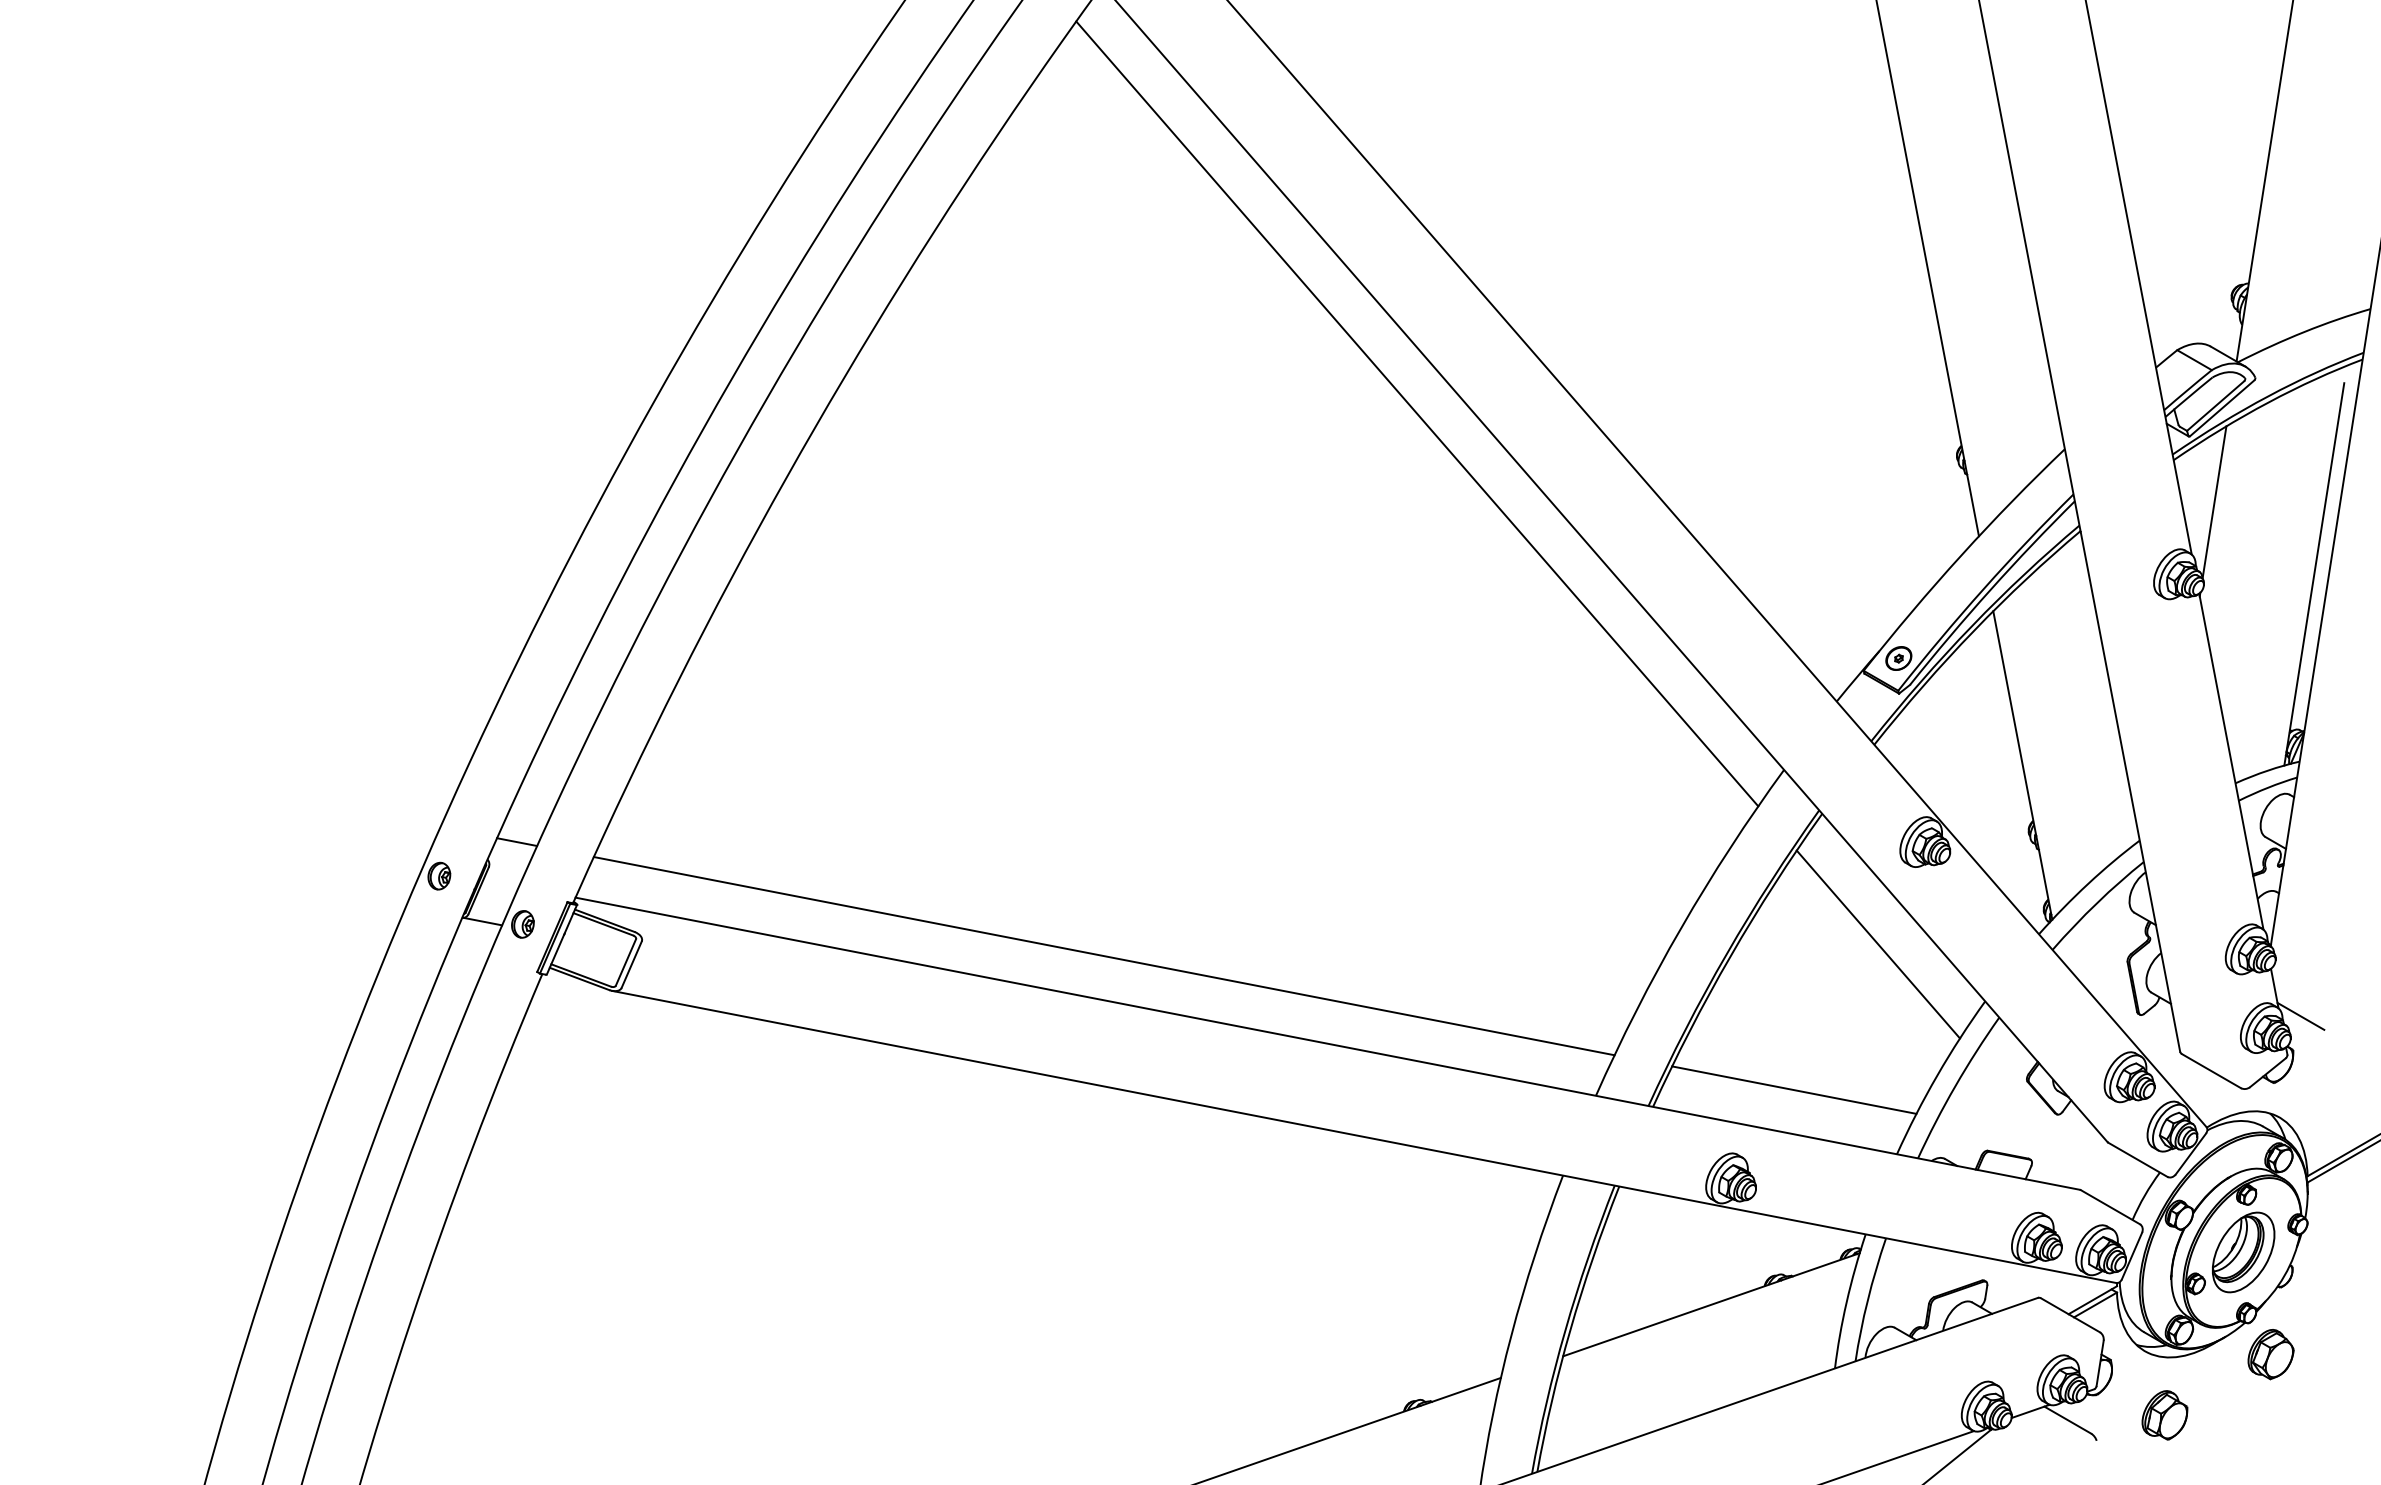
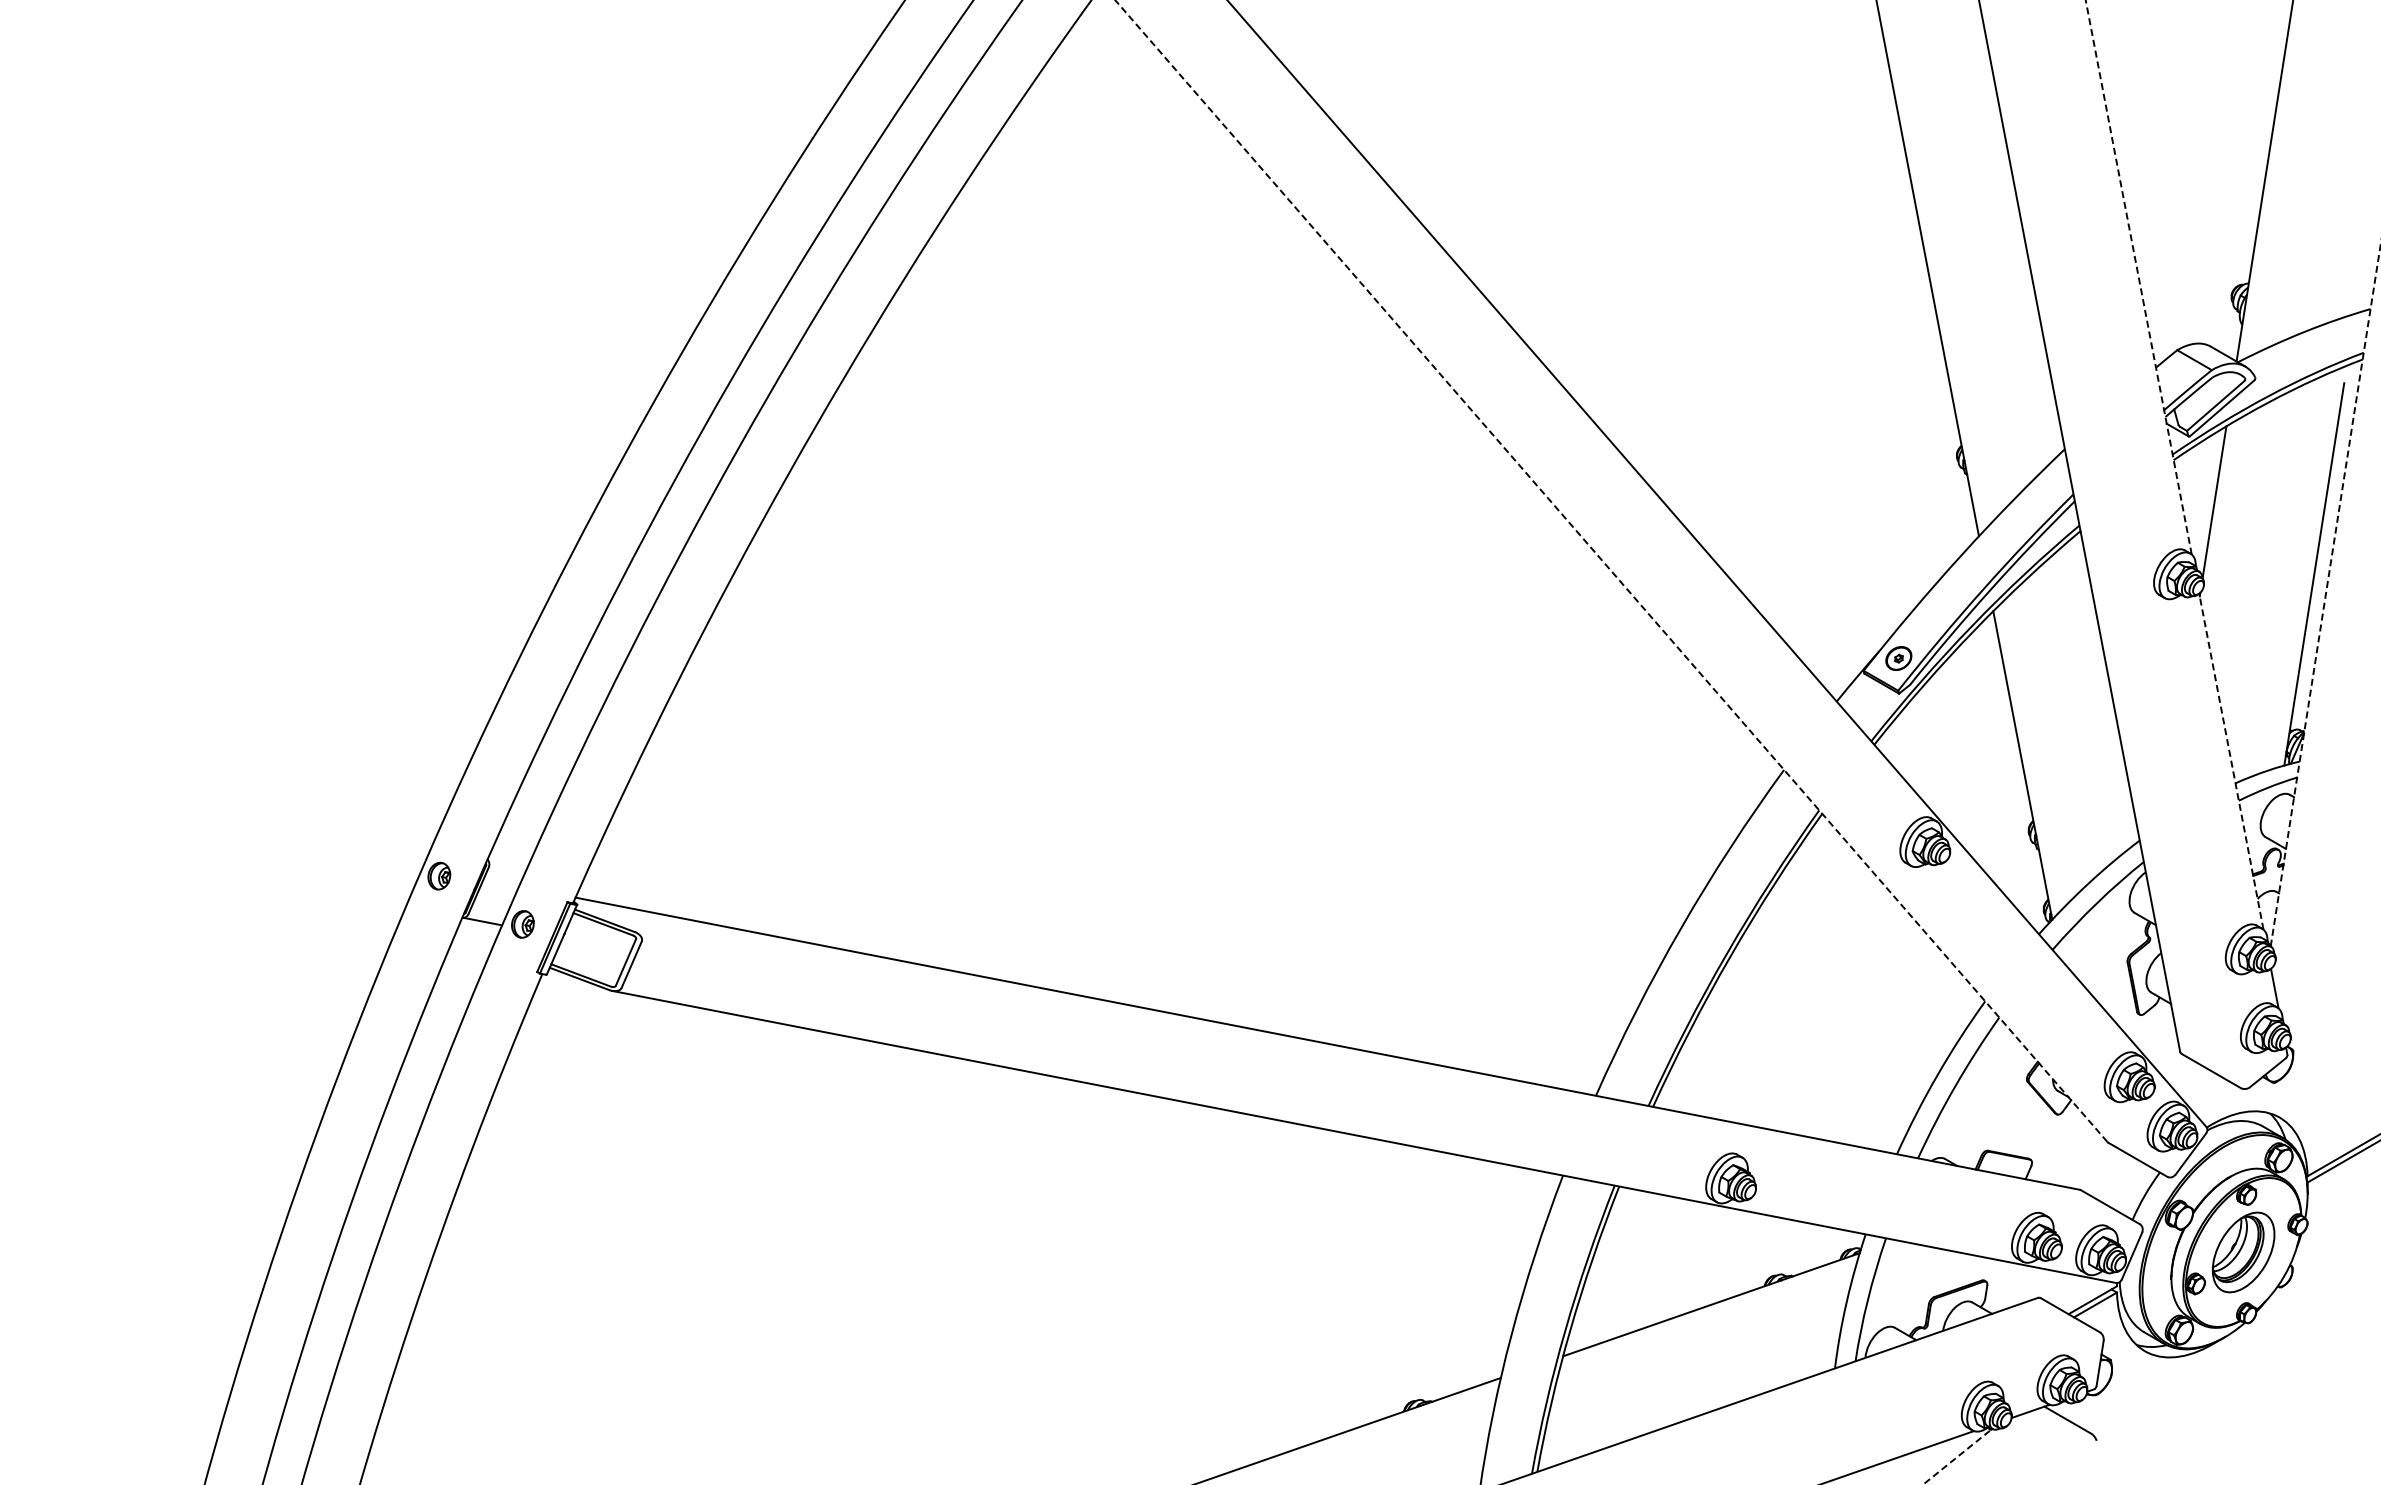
line: solid -> dashed (2138, 277)
line: present -> none (1417, 413)
line: solid -> dashed (1611, 570)
line: solid -> dashed (2325, 594)
line: solid -> dashed (2231, 761)
line: present -> none (517, 842)
line: present -> none (1877, 944)
line: present -> none (1103, 956)
line: present -> none (2300, 1015)
line: present -> none (1794, 1089)
part: present -> none (2270, 1354)
part: present -> none (2164, 1415)
line: solid -> dashed (1958, 1456)
